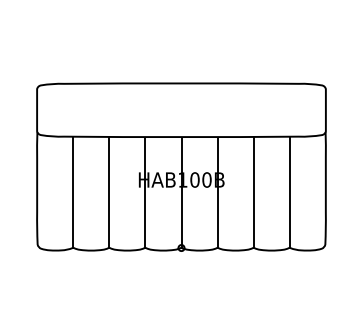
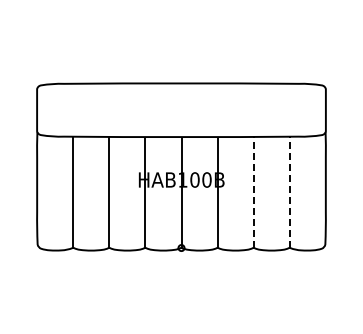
line: solid -> dashed (253, 191)
line: solid -> dashed (289, 191)
